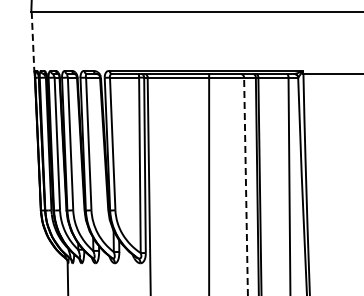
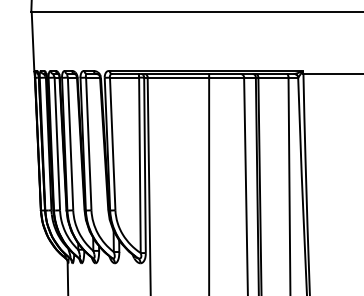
line: dashed -> solid (33, 41)
line: dashed -> solid (246, 186)
